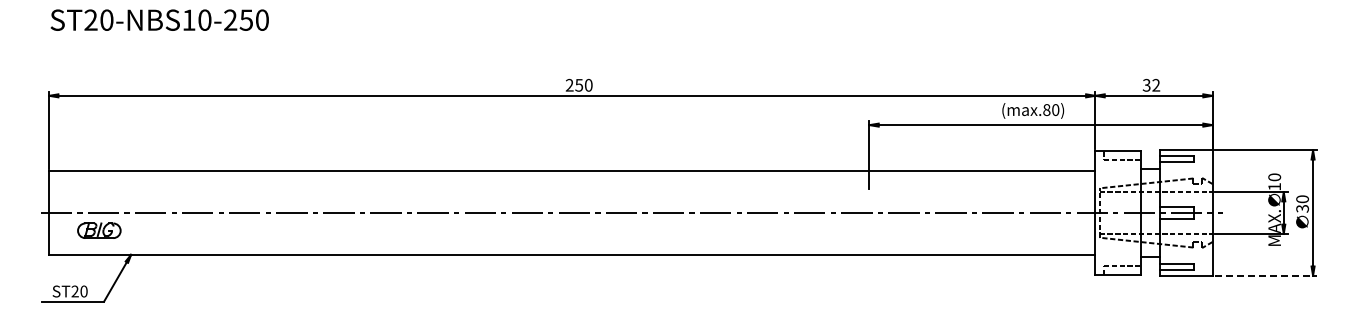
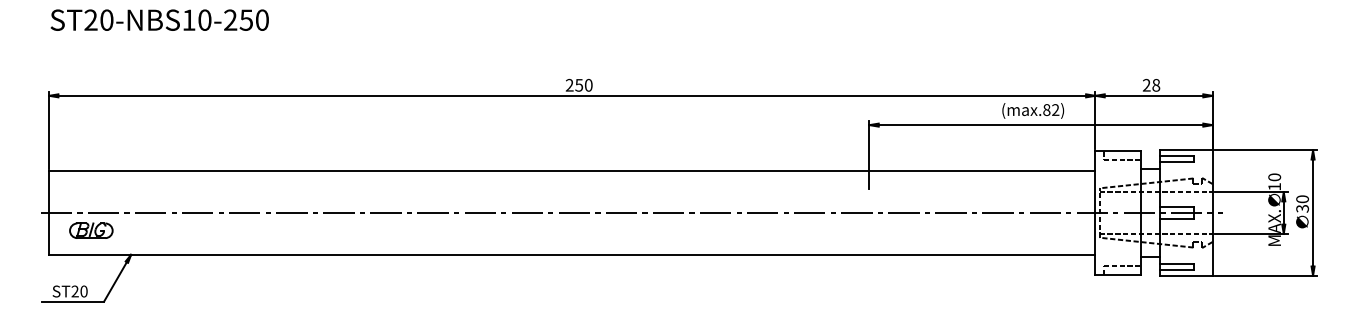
text: 32 -> 28 (1151, 85)
text: (max.80) -> (max.82) (1055, 110)
part position: (99, 230) -> (91, 230) (91, 230)
line: dashed -> solid (1266, 275)
